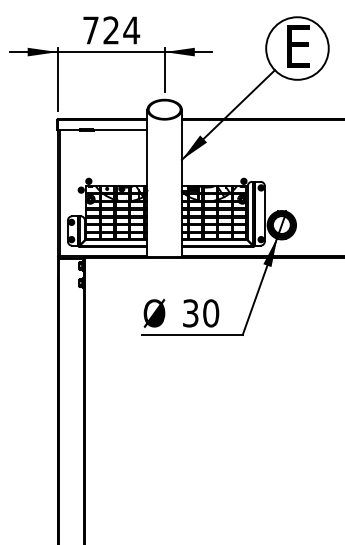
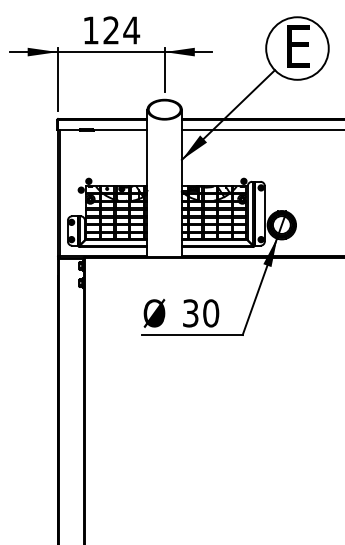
text: 724 -> 124 (90, 30)
line: none -> present (261, 129)
